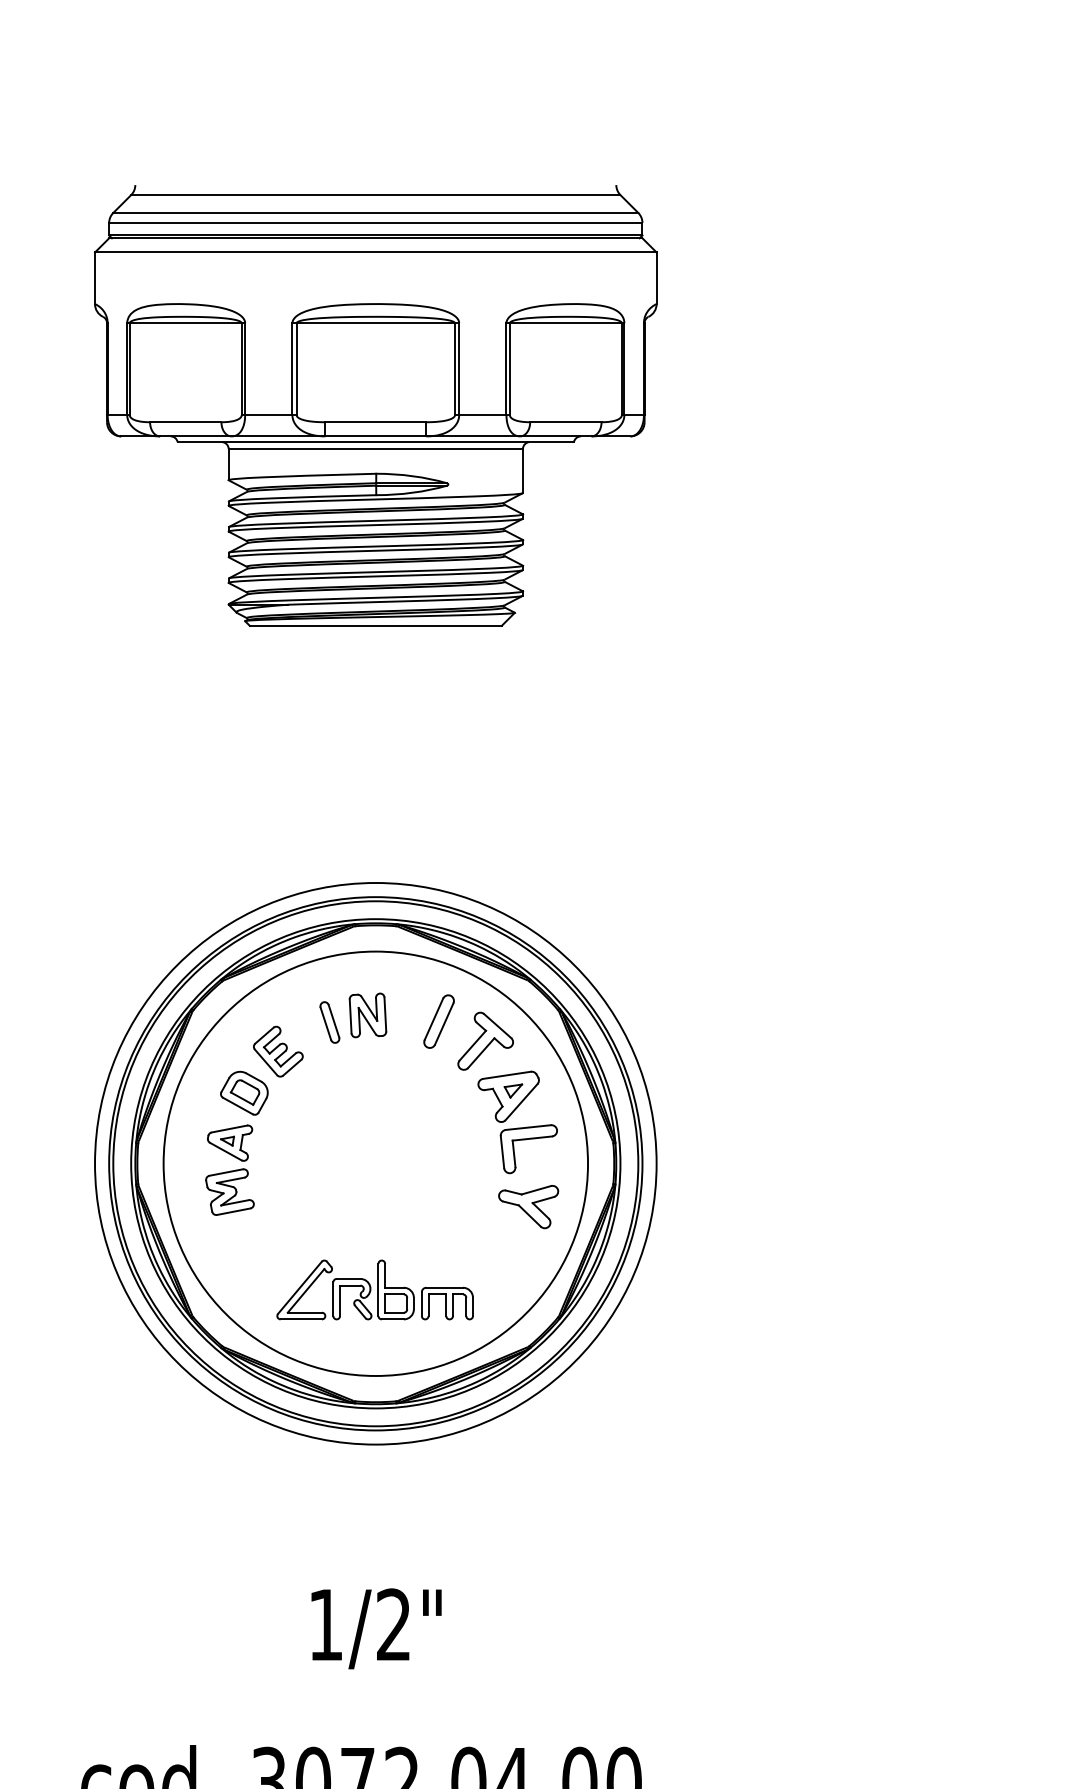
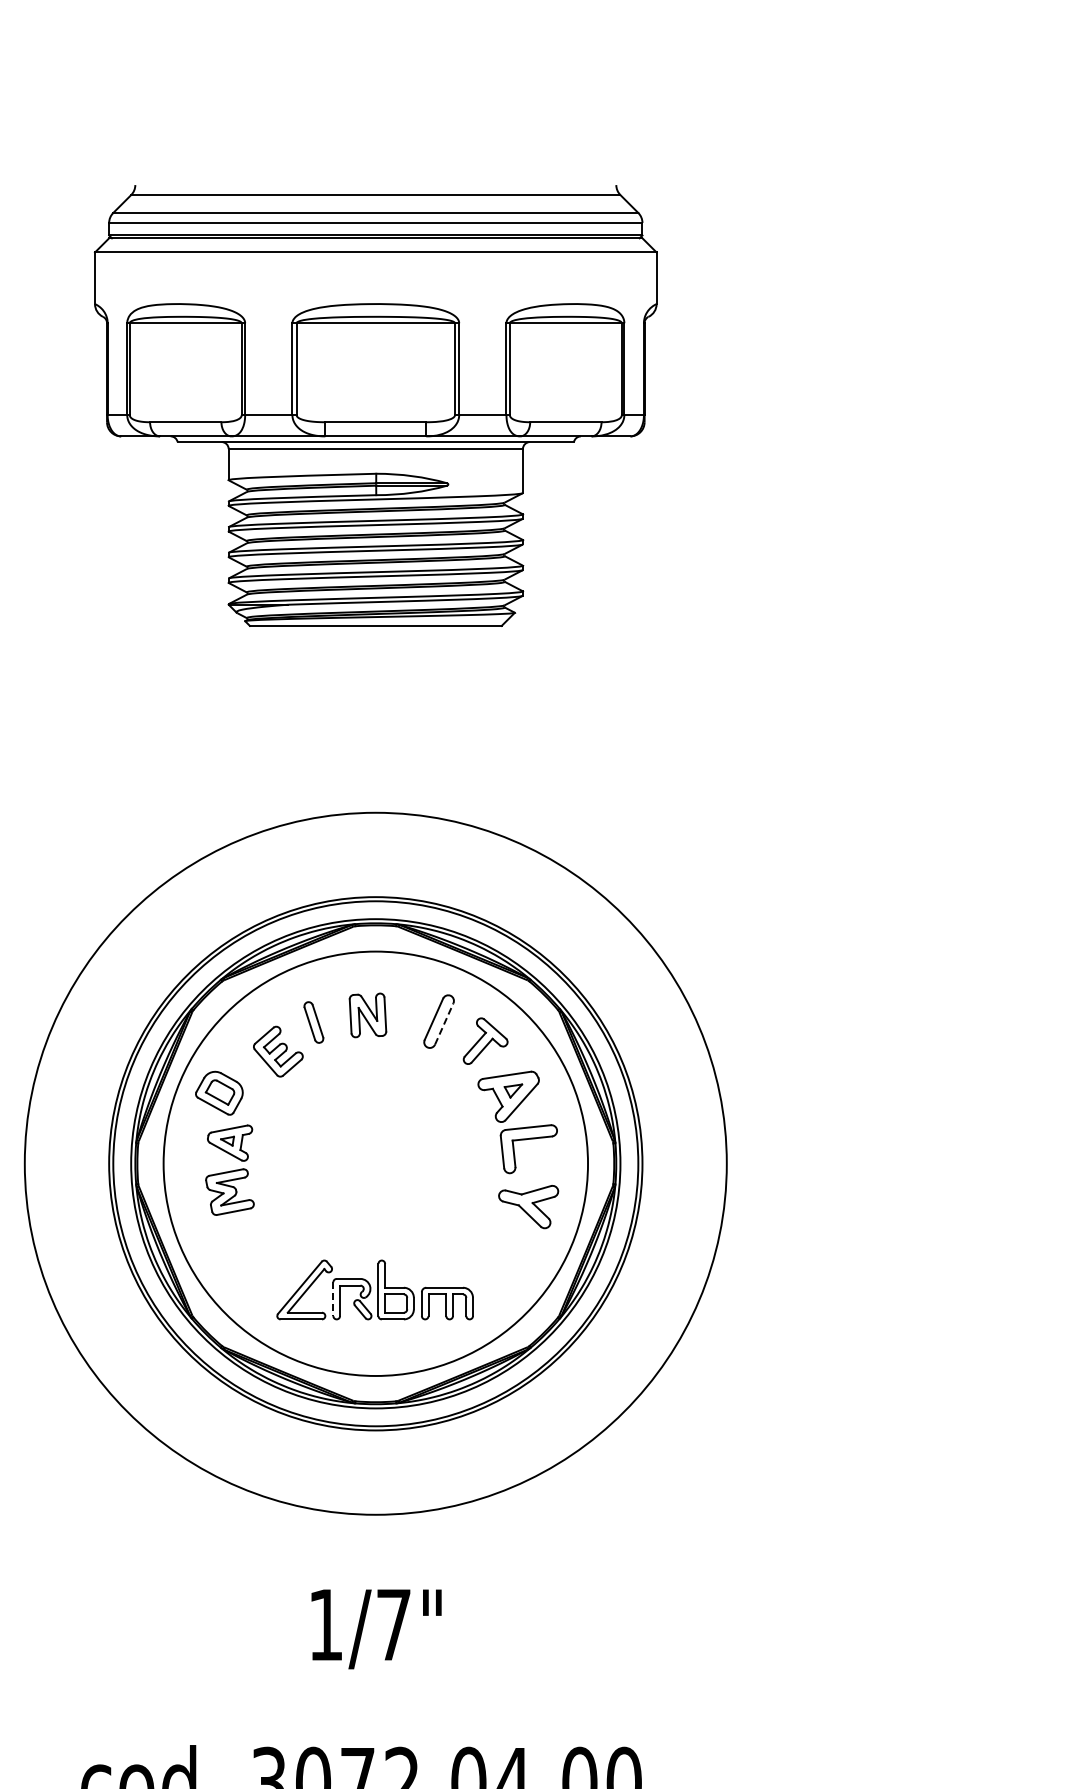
part position: (329, 1022) -> (313, 1022) (313, 1022)
line: solid -> dashed (444, 1023)
part size: 57x60 px -> 47x48 px (485, 1040)
part position: (244, 1092) -> (219, 1092) (219, 1092)
circle diameter: 562 px -> 702 px (375, 1163)
line: solid -> dashed (333, 1299)
text: 1/2" -> 1/7" (393, 1624)
